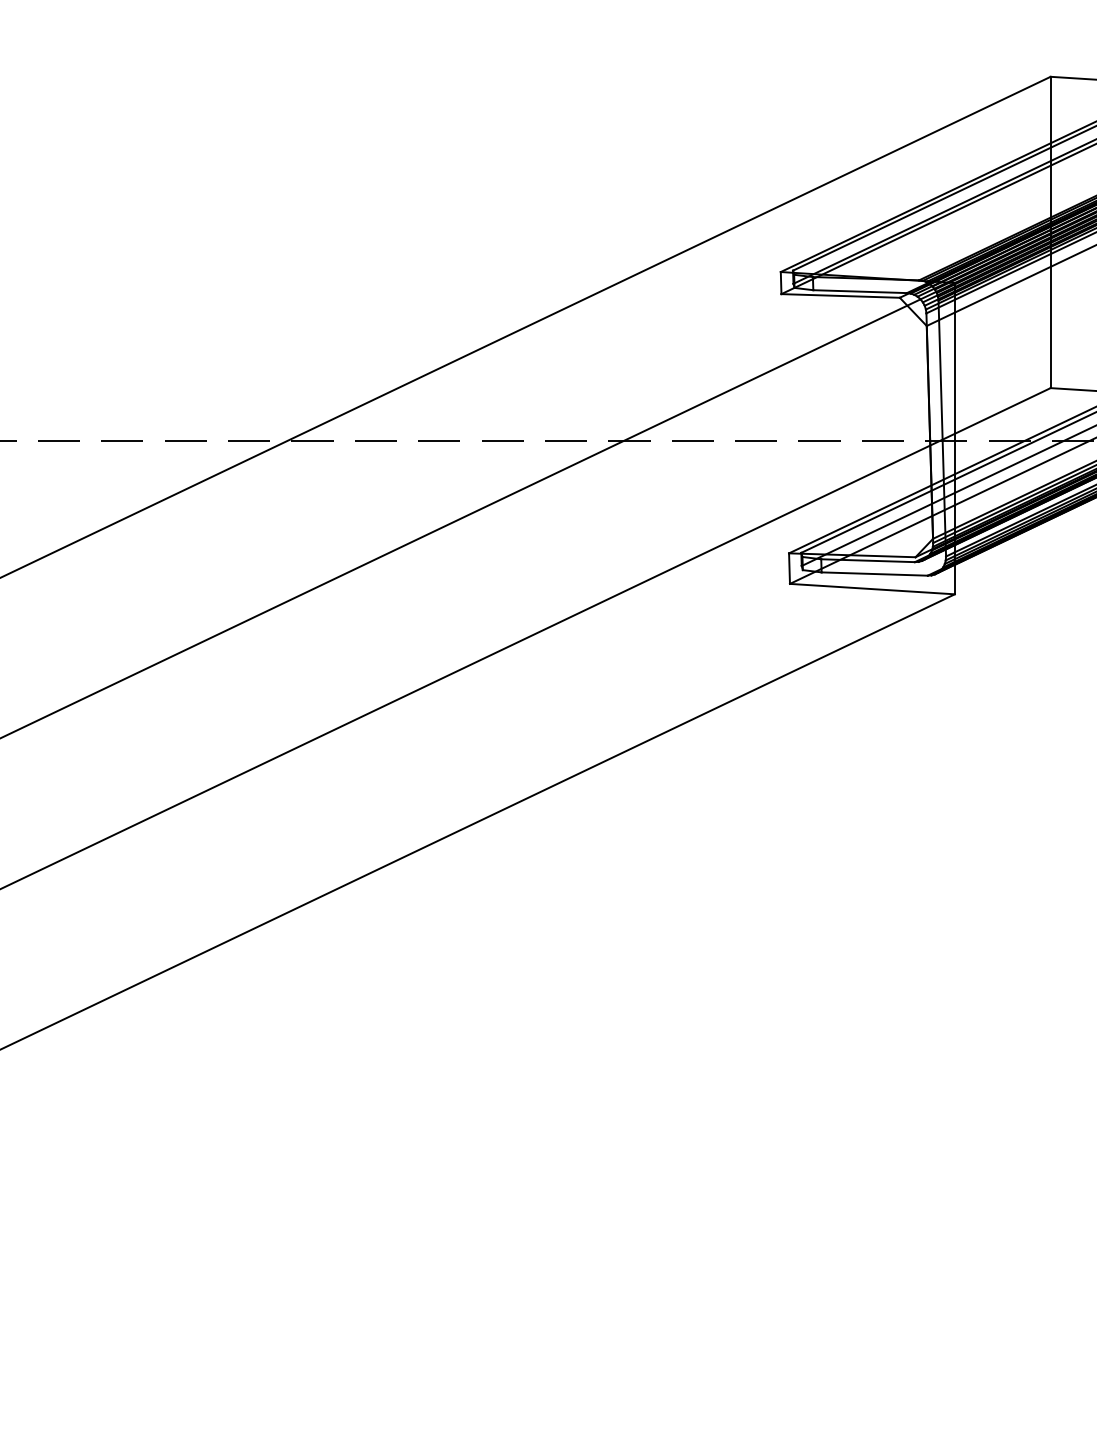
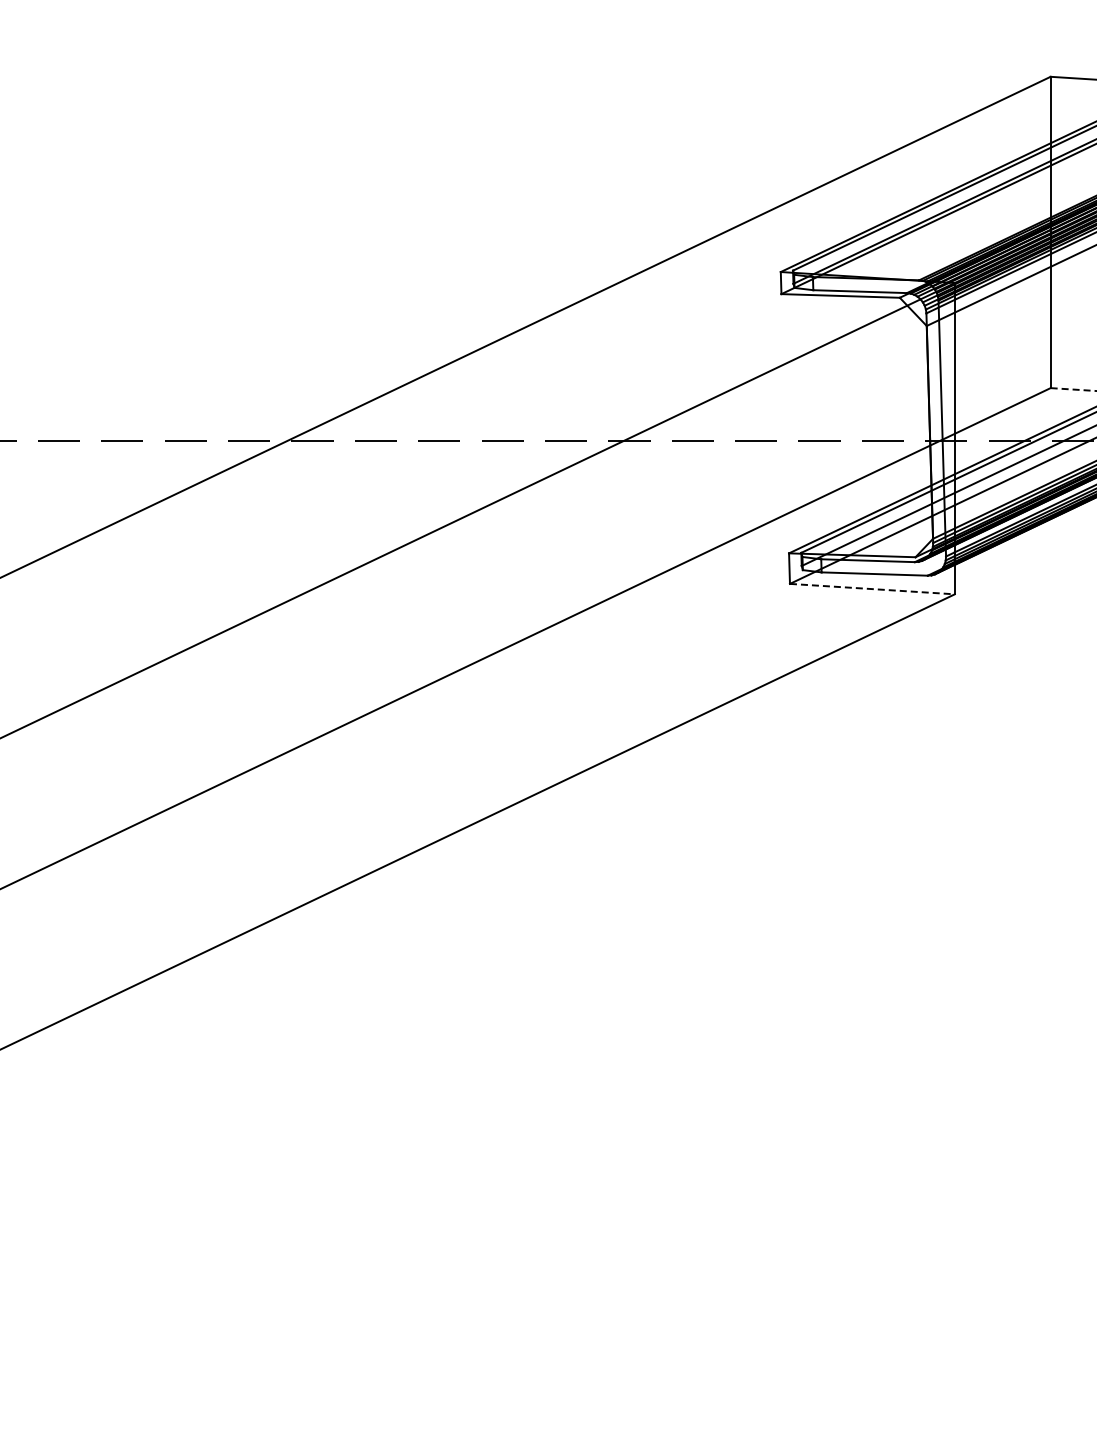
line: solid -> dashed (1073, 389)
line: solid -> dashed (872, 589)
